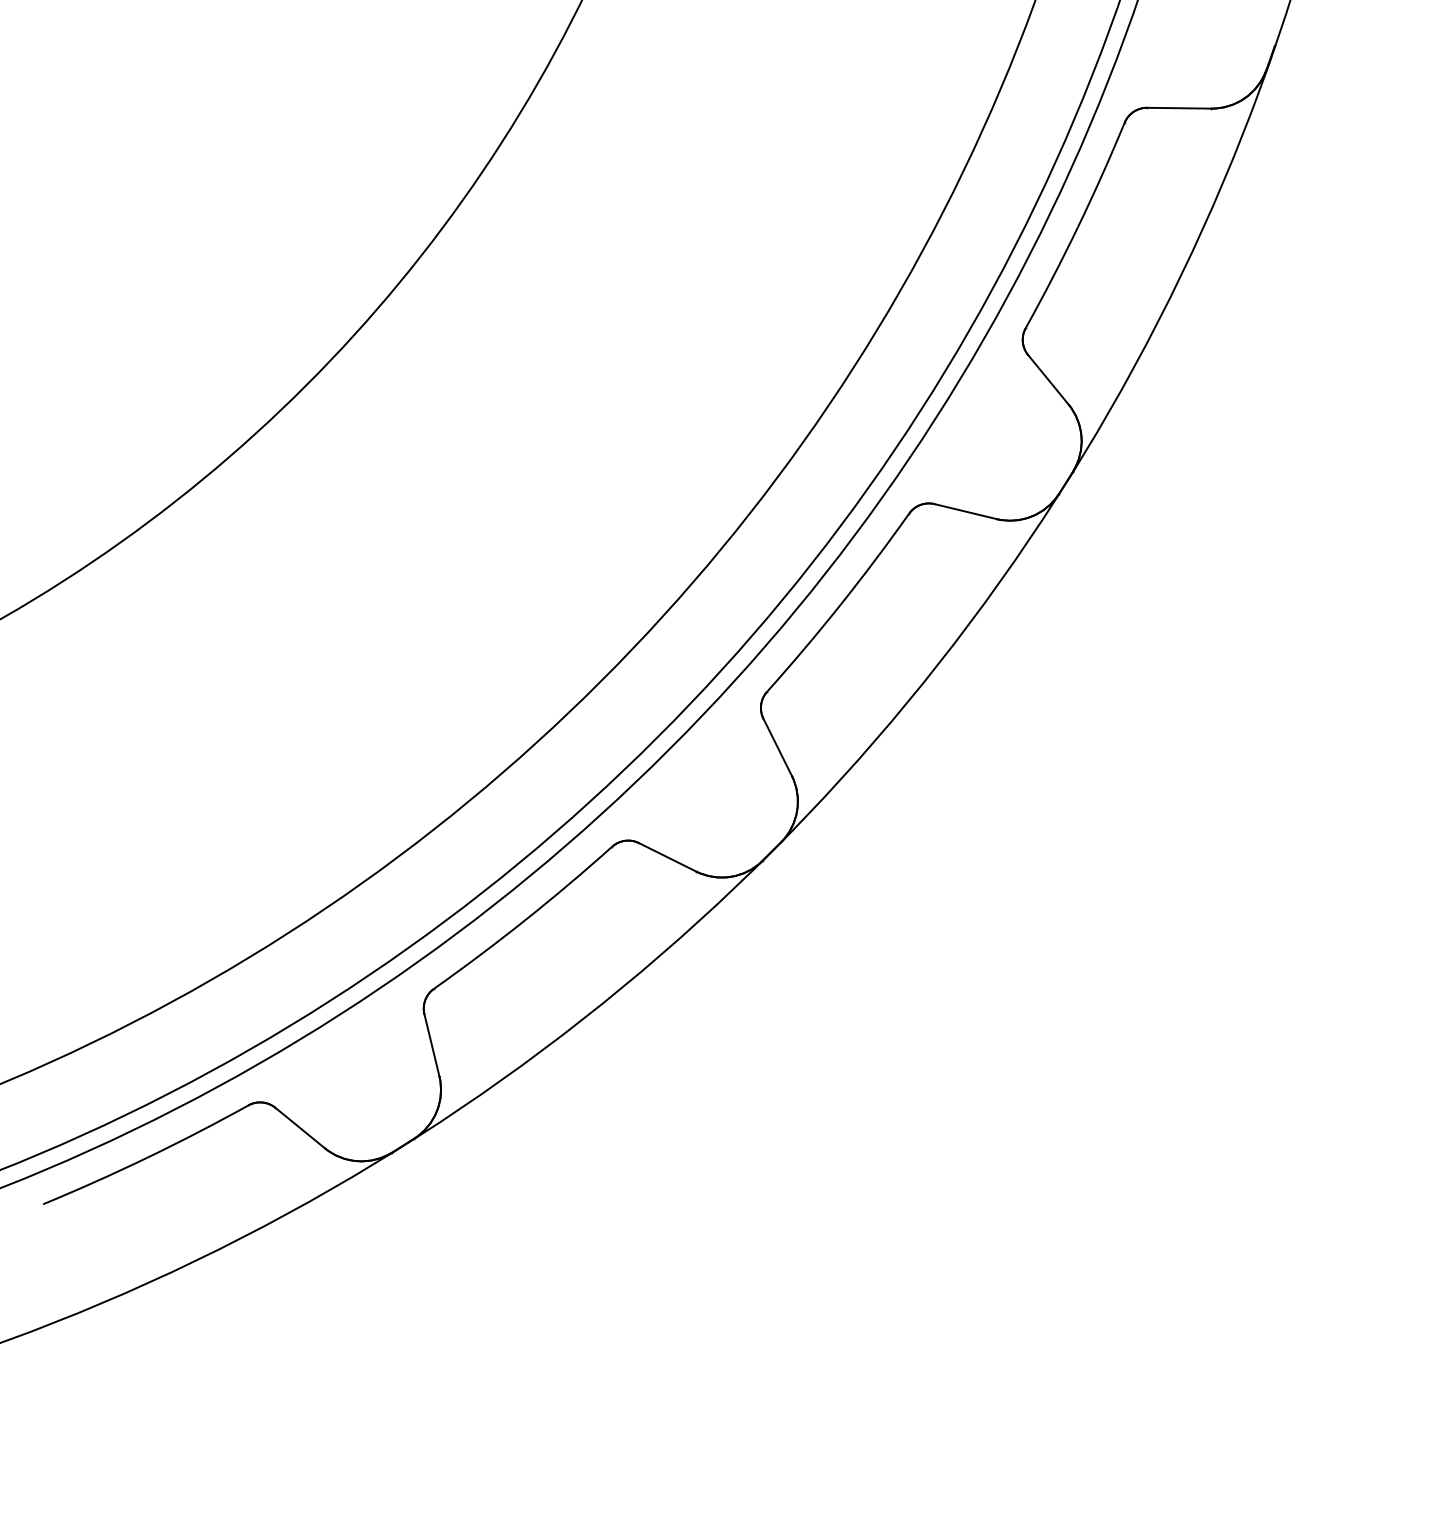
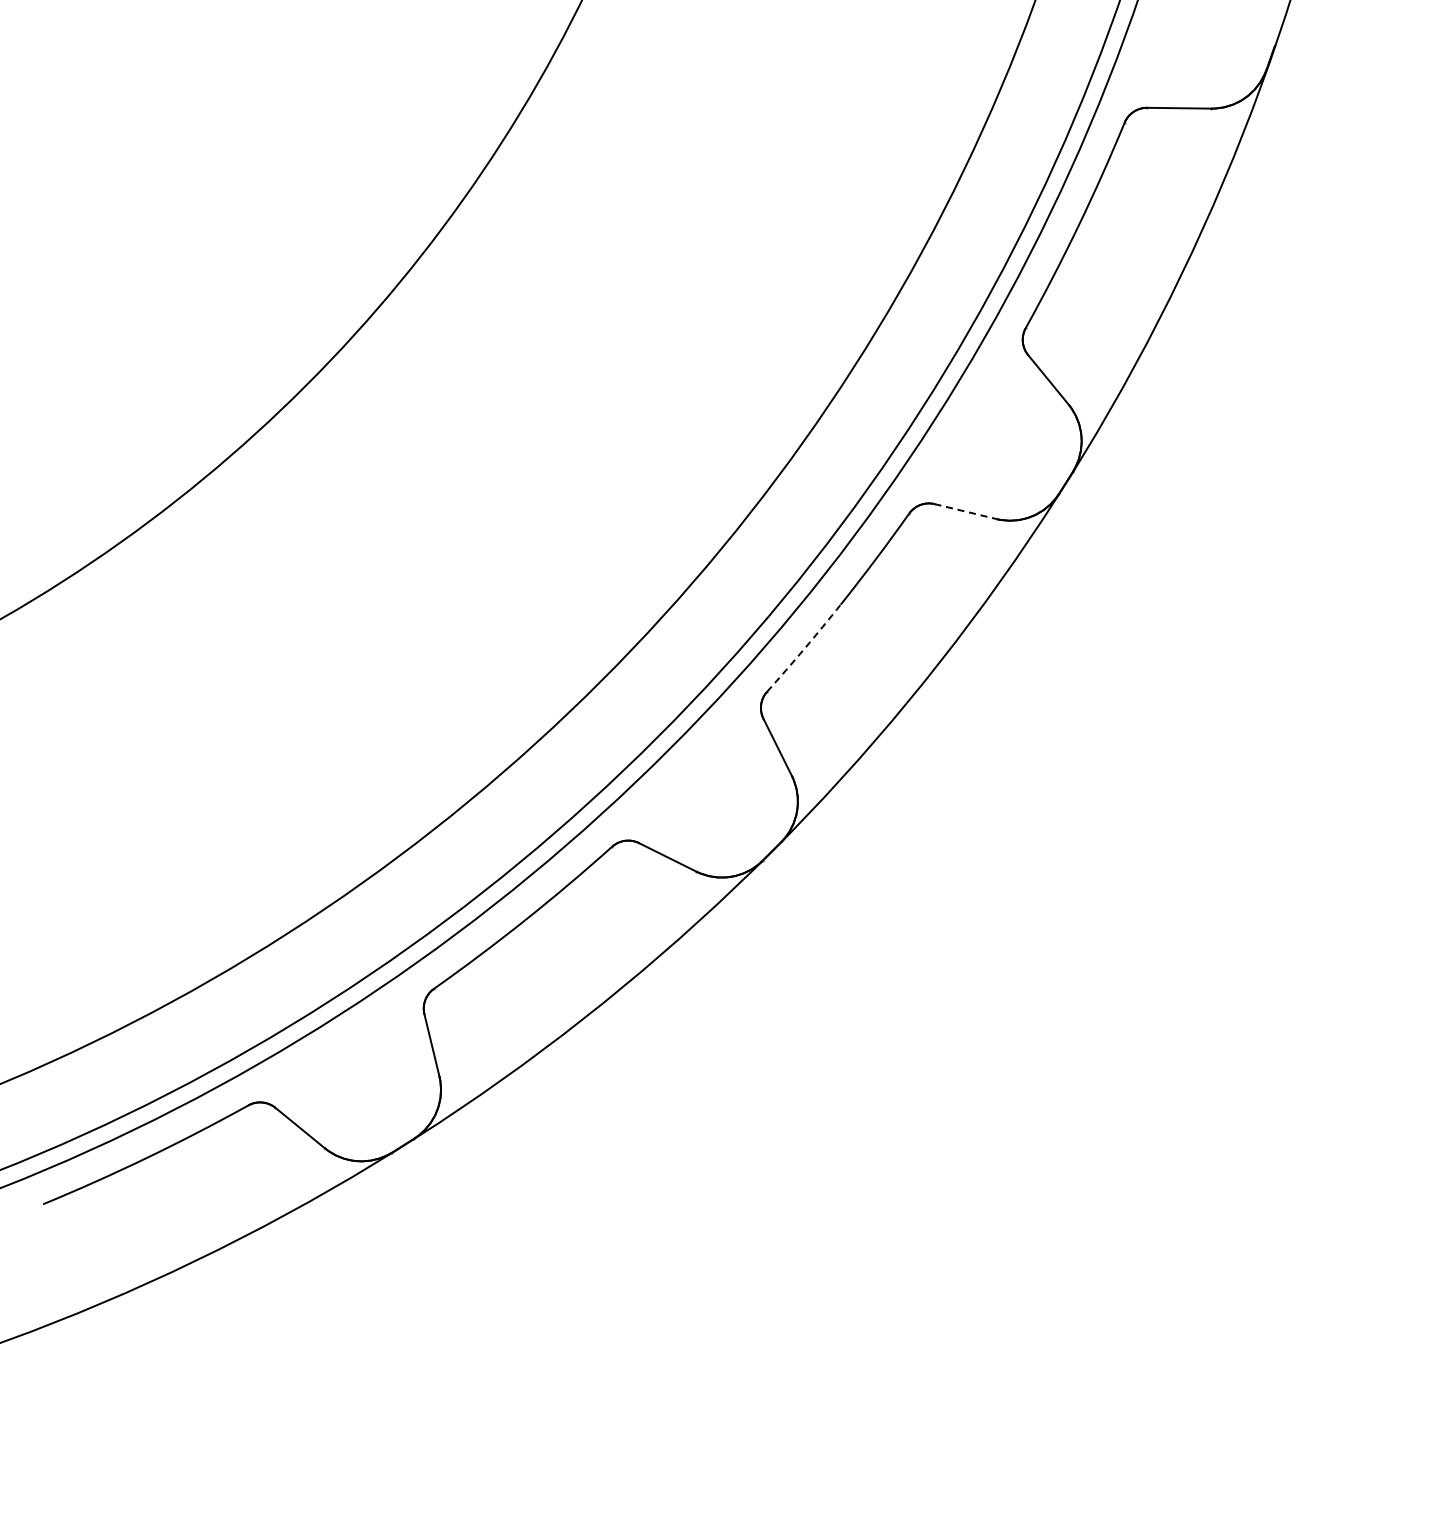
line: solid -> dashed (965, 511)
arc: solid -> dashed (804, 648)
